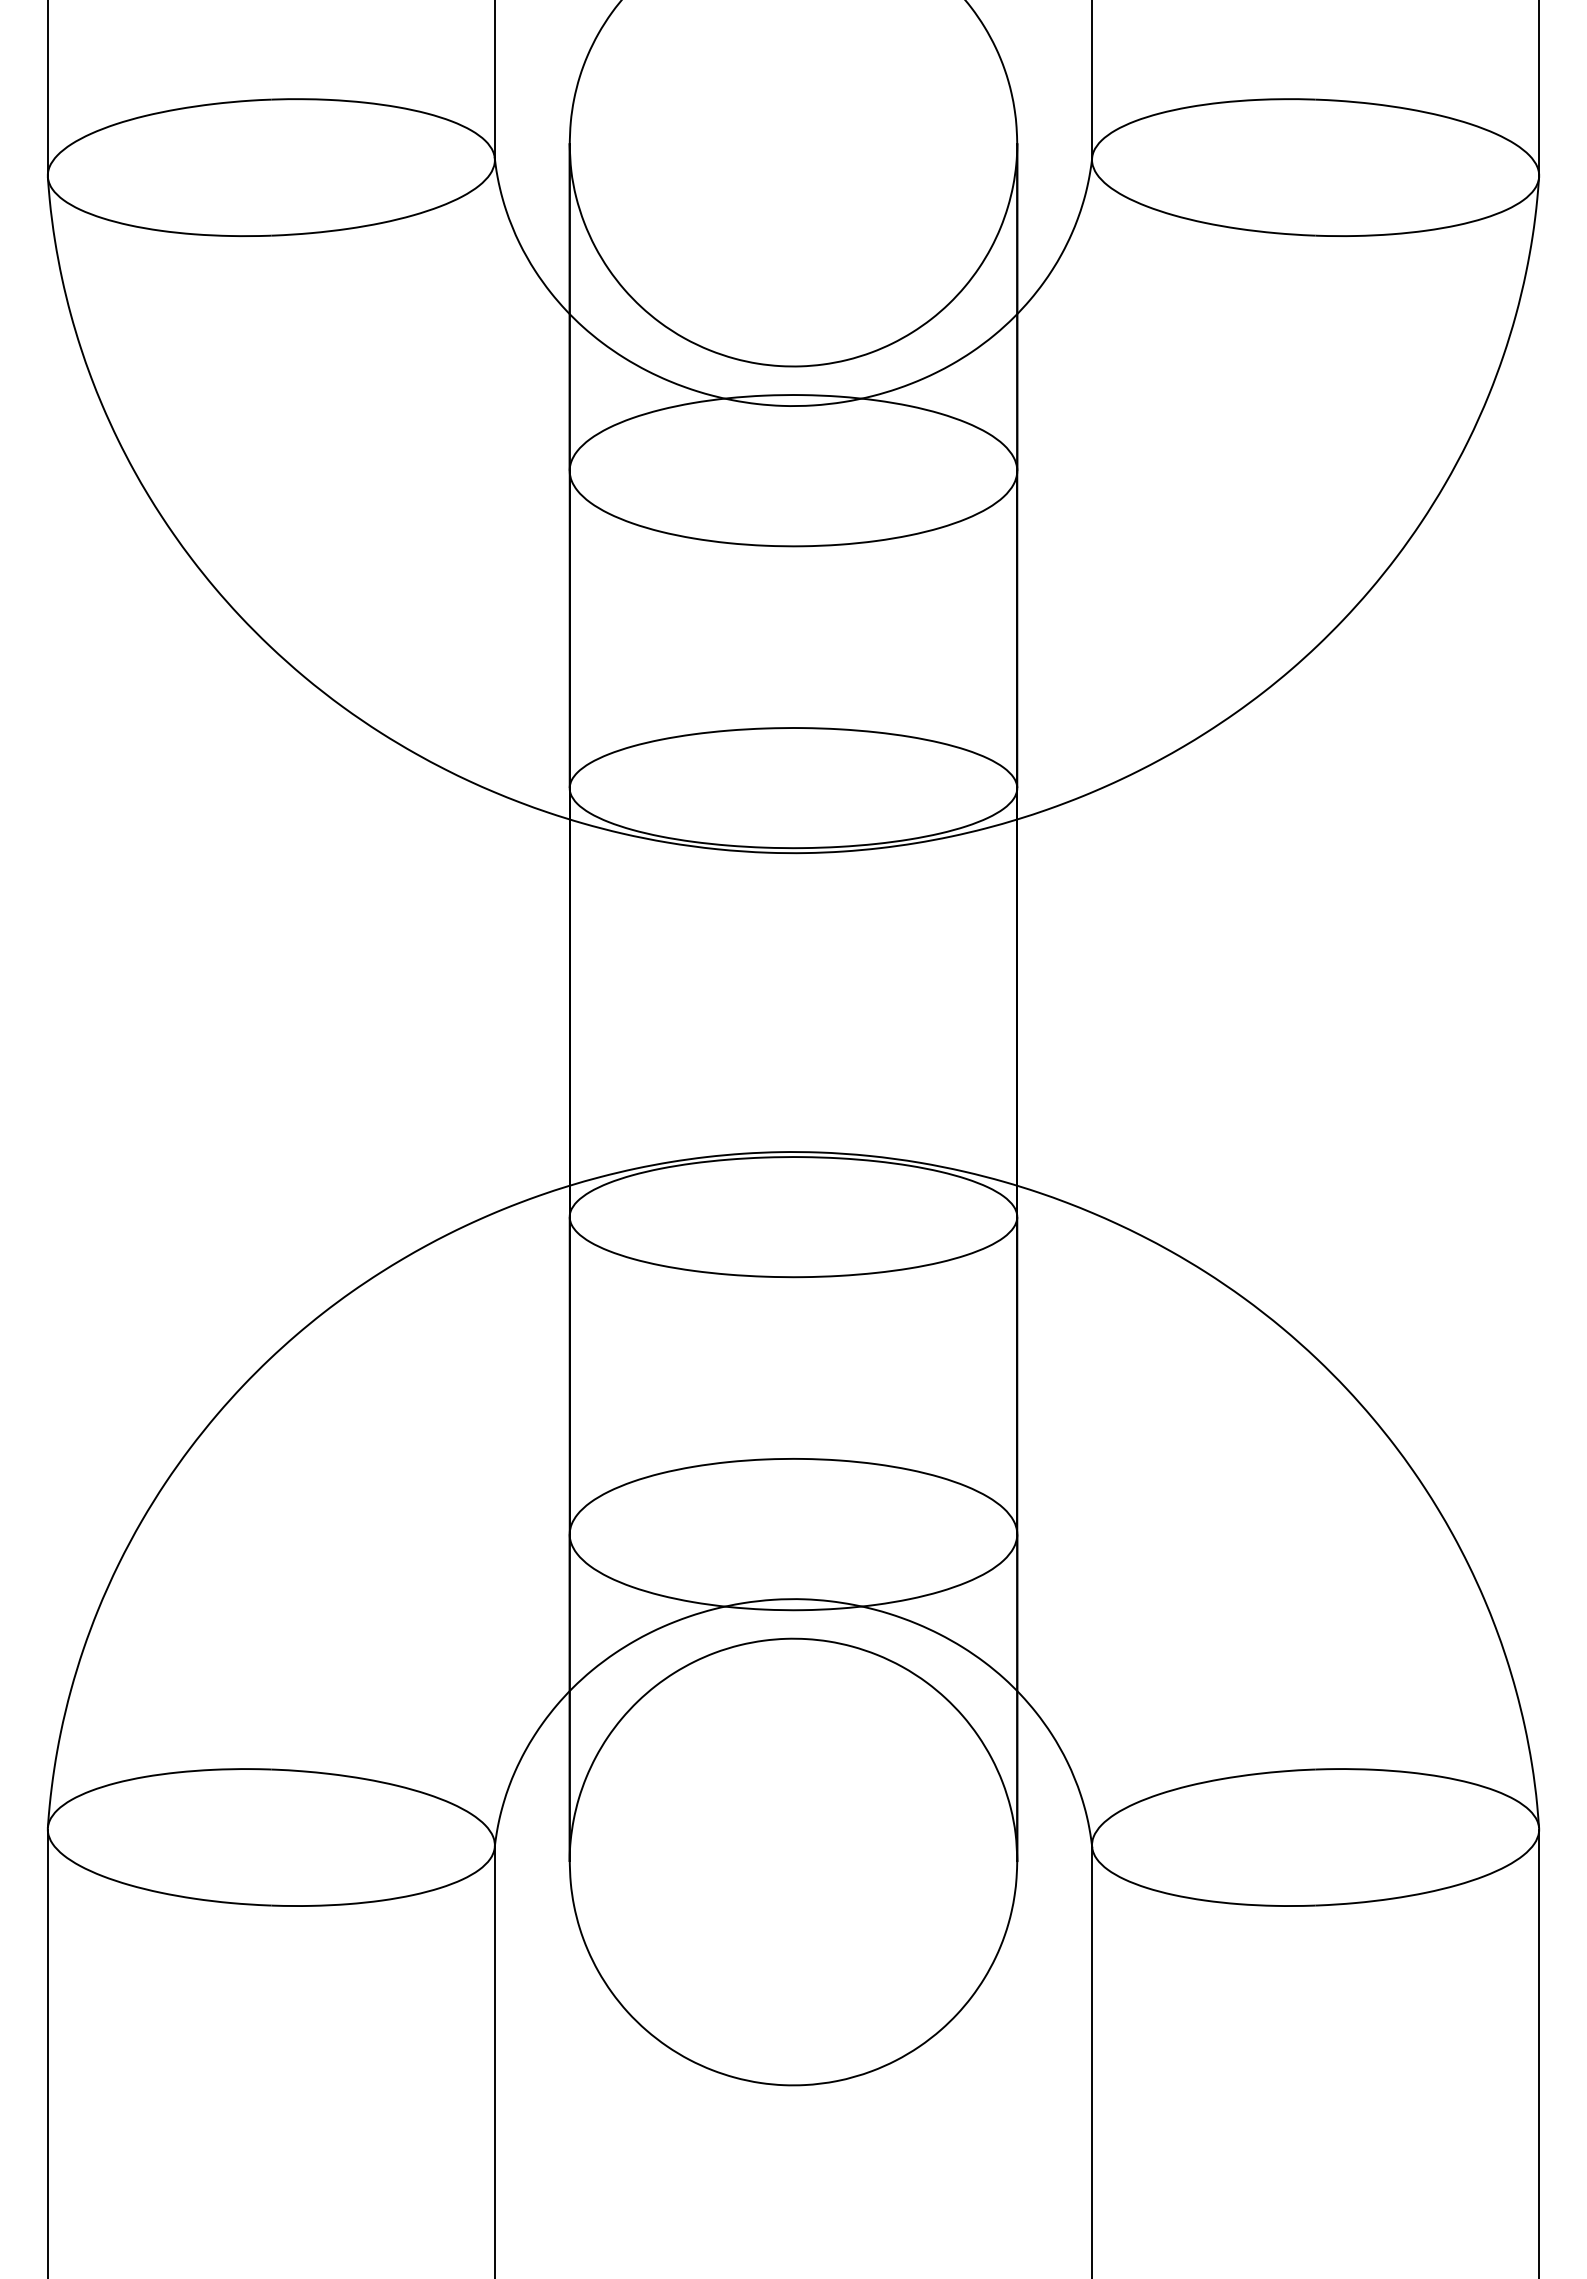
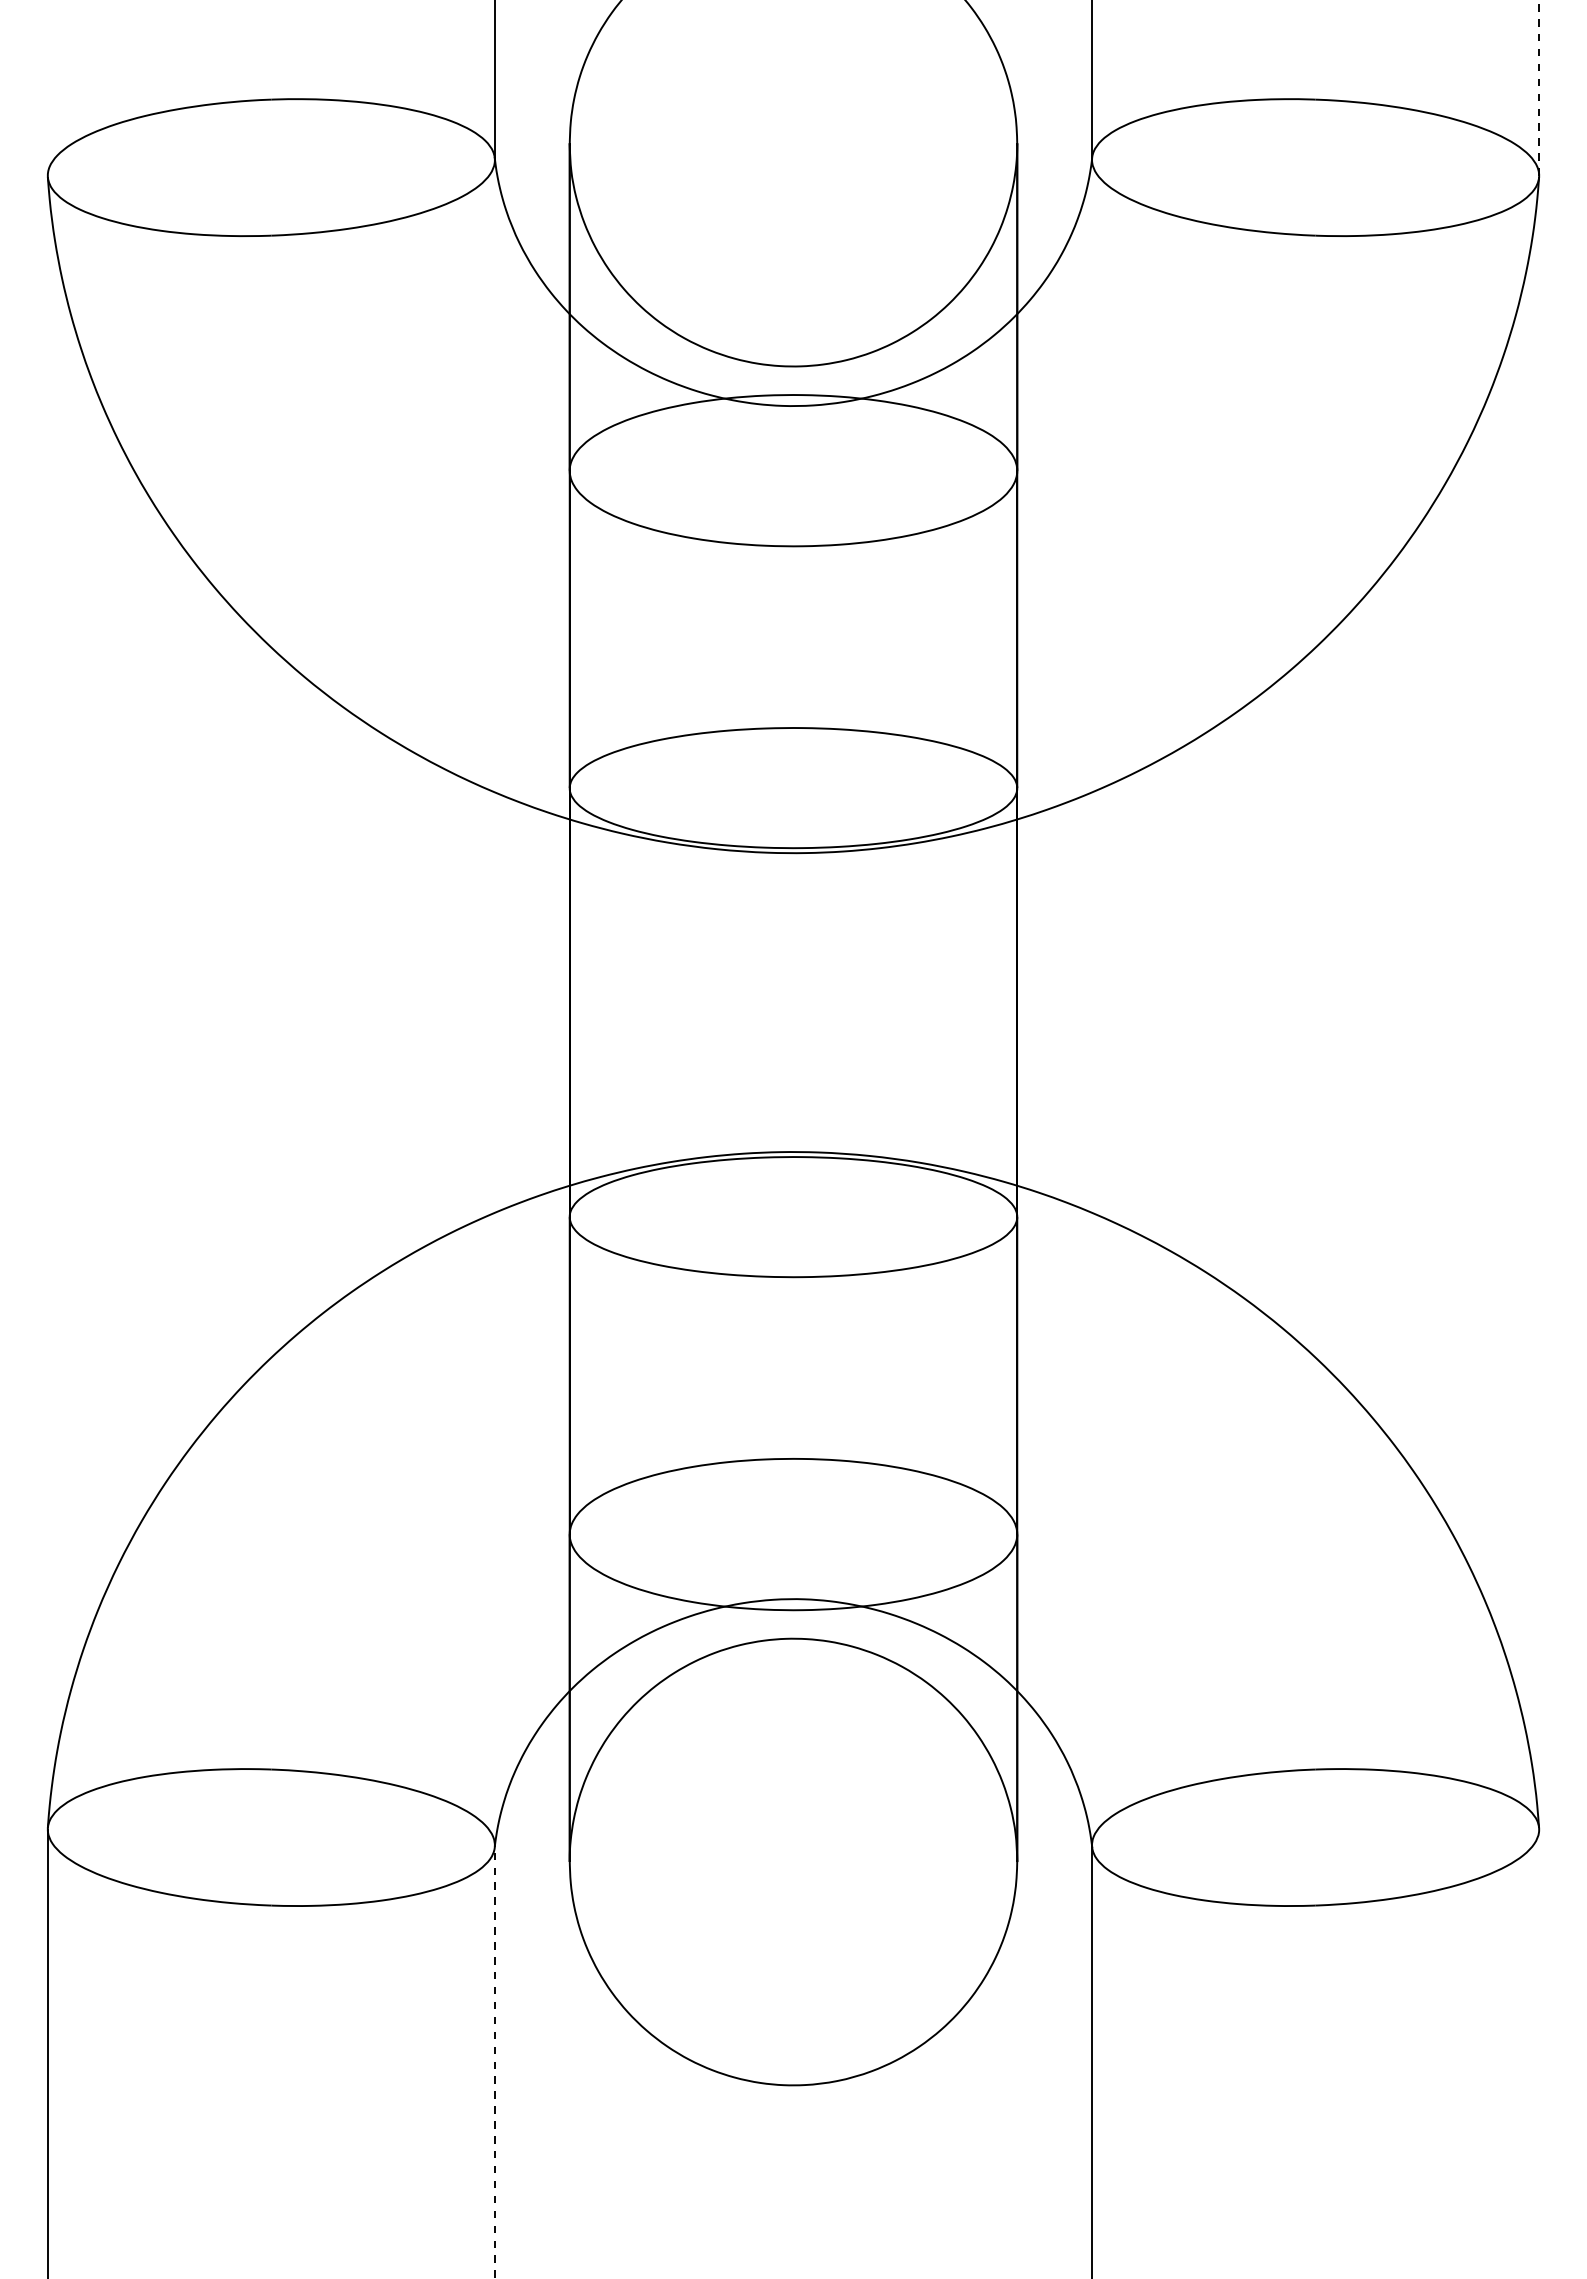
line: solid -> dashed (1539, 87)
line: present -> none (47, 88)
line: present -> none (1539, 2052)
line: solid -> dashed (494, 2061)
